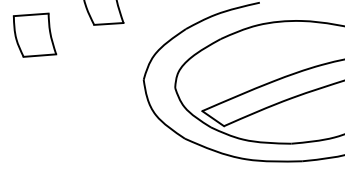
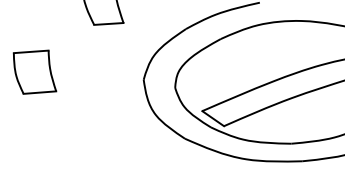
part position: (34, 34) -> (34, 71) (34, 71)
